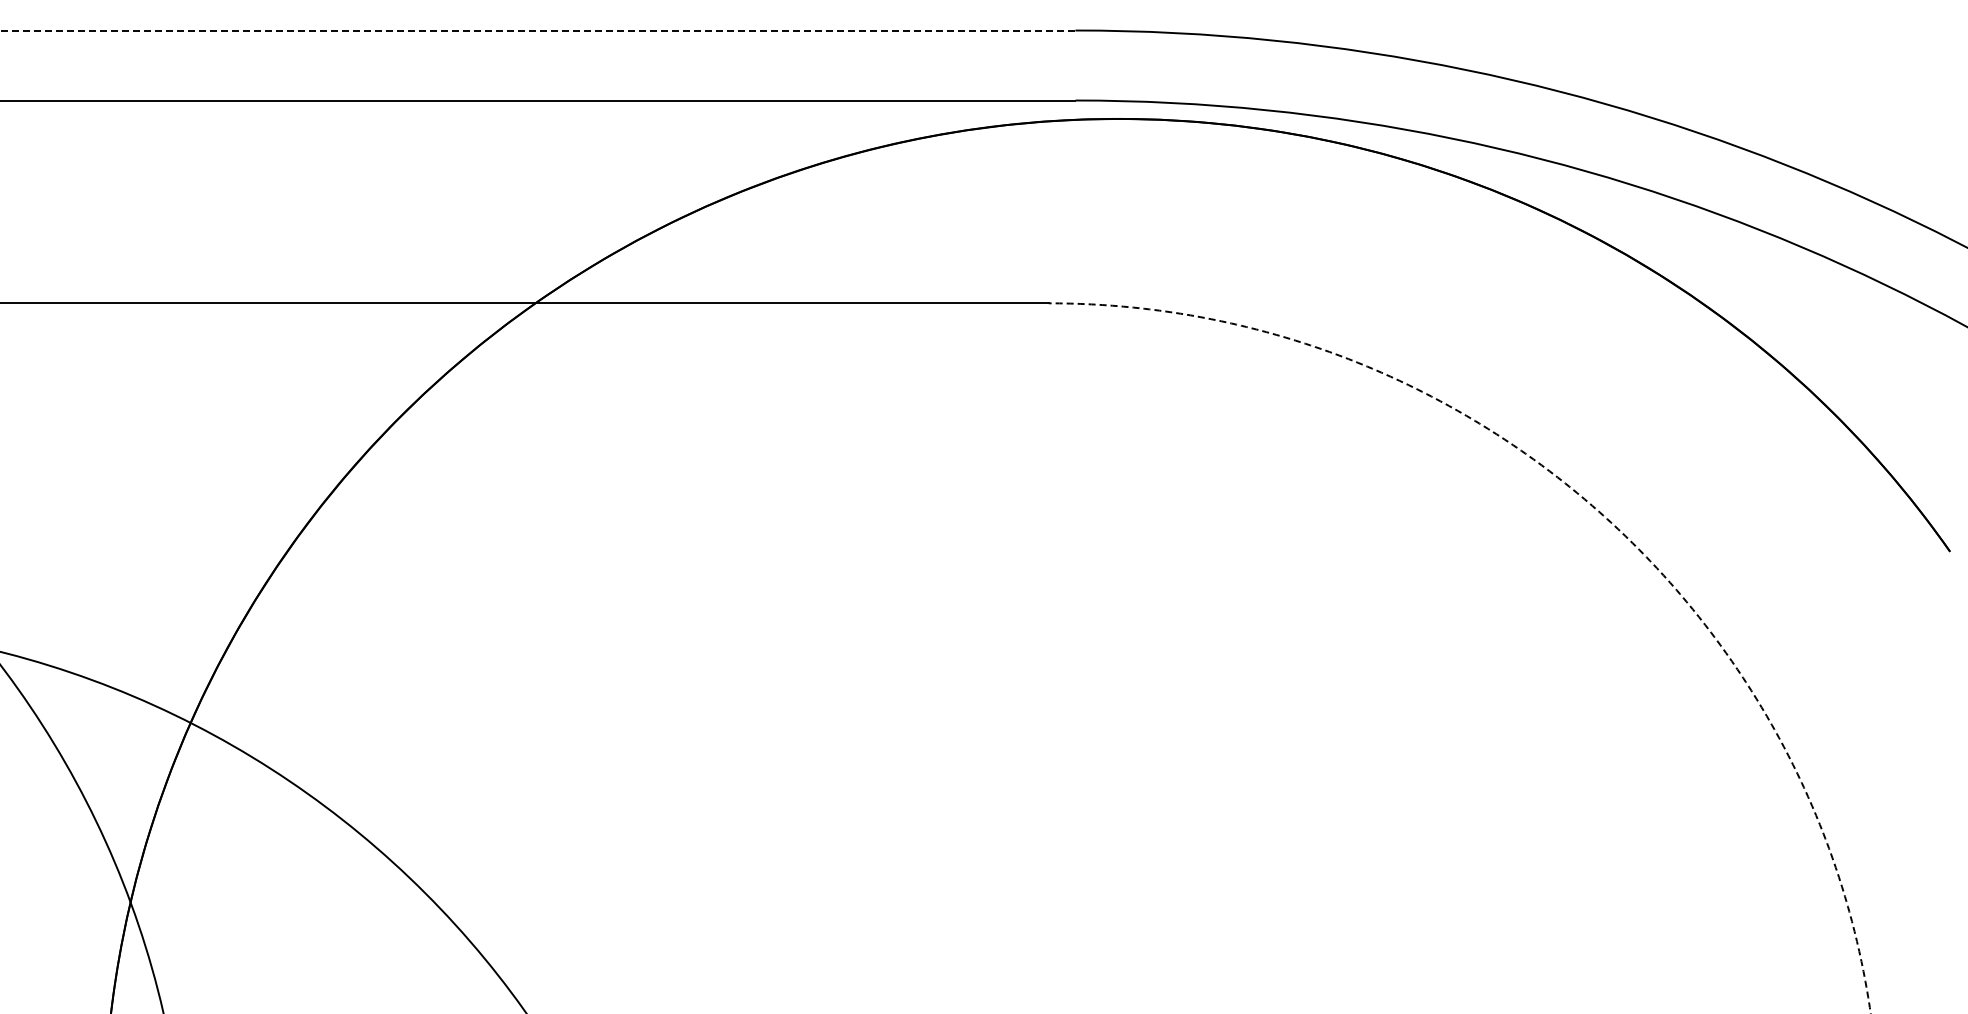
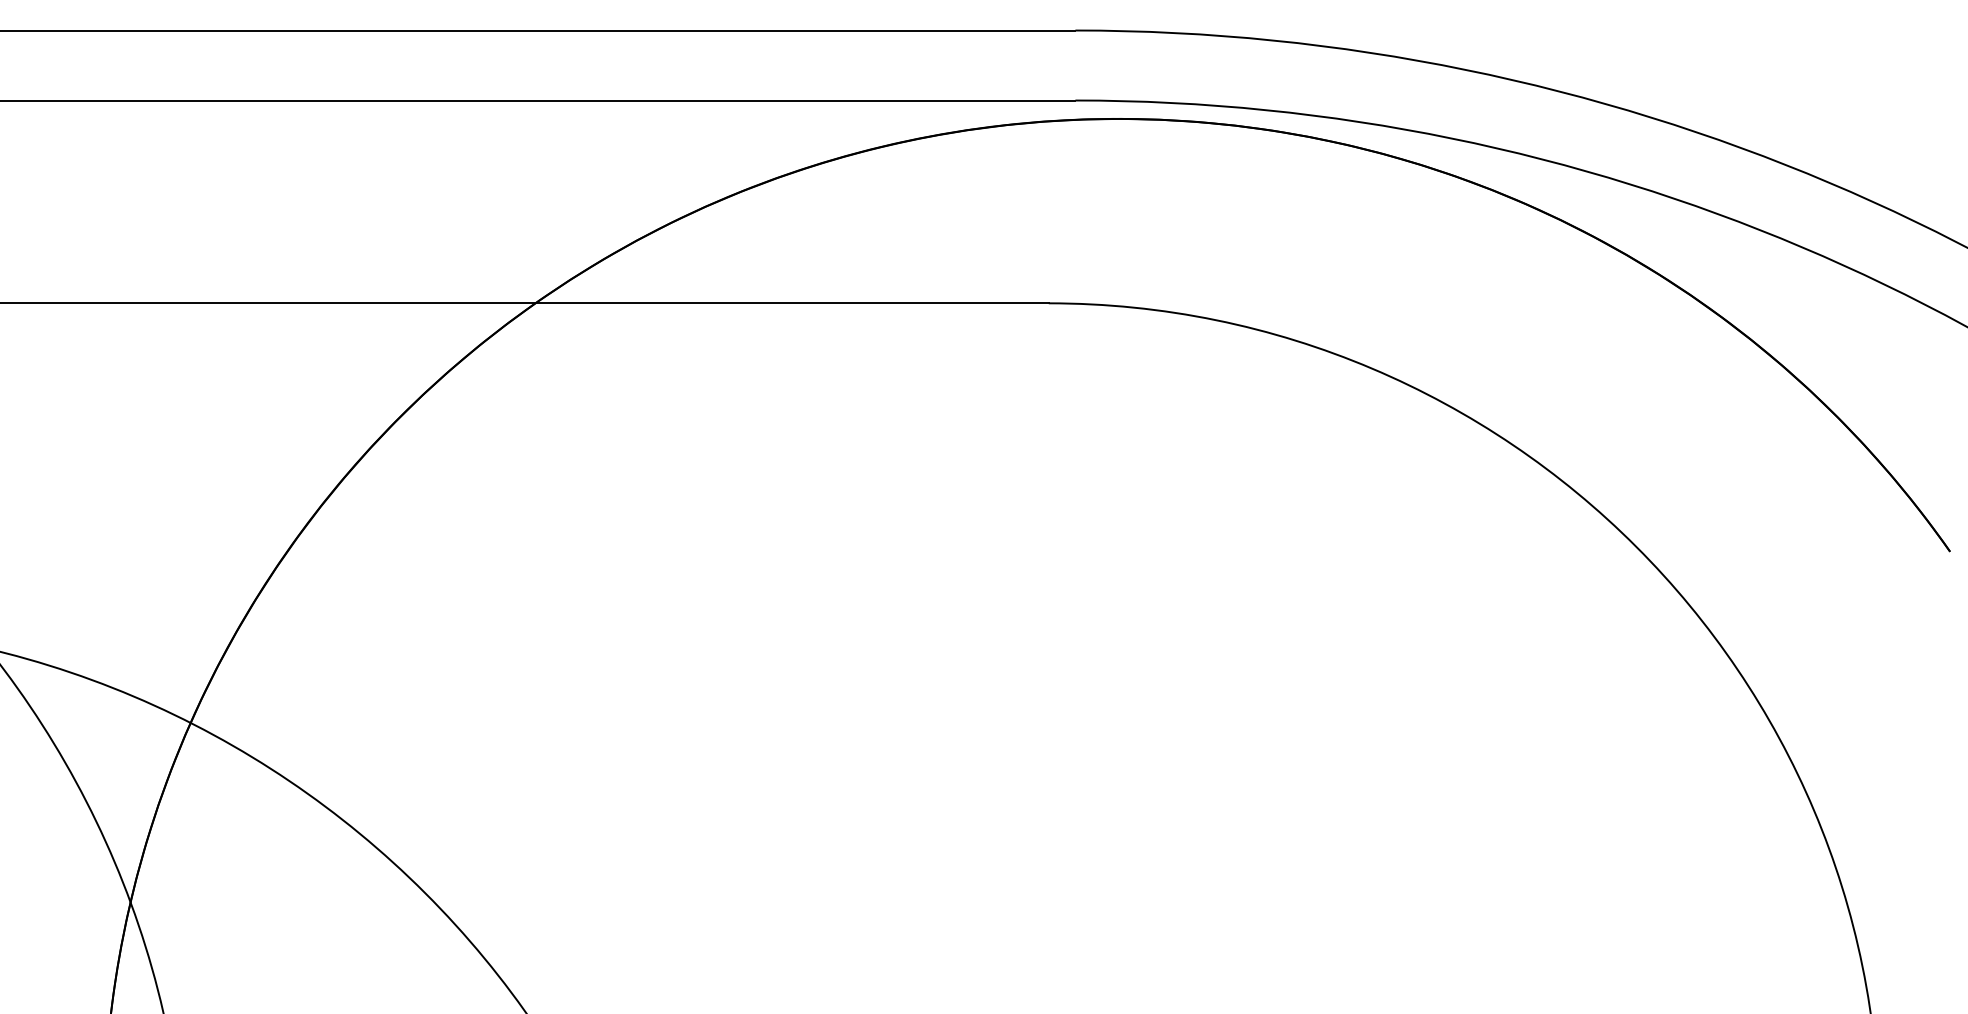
line: dashed -> solid (538, 30)
arc: dashed -> solid (1590, 504)
